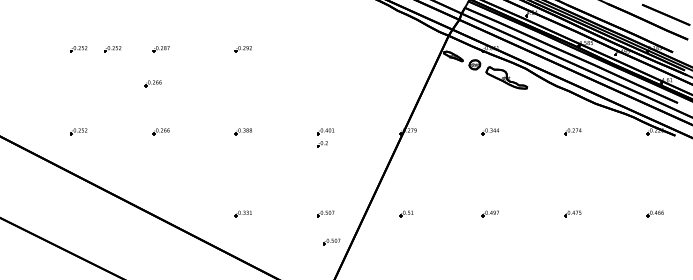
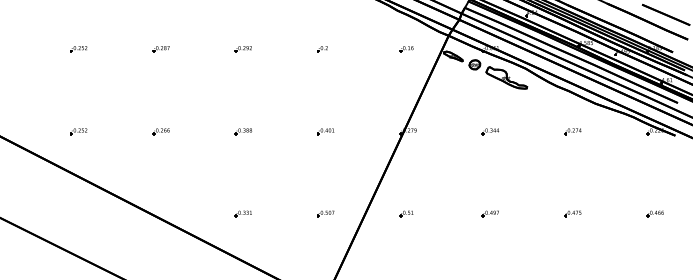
part: present -> none (112, 49)
part: none -> present (406, 49)
part: present -> none (152, 83)
part position: (322, 144) -> (322, 49) (322, 49)
part: present -> none (331, 241)
